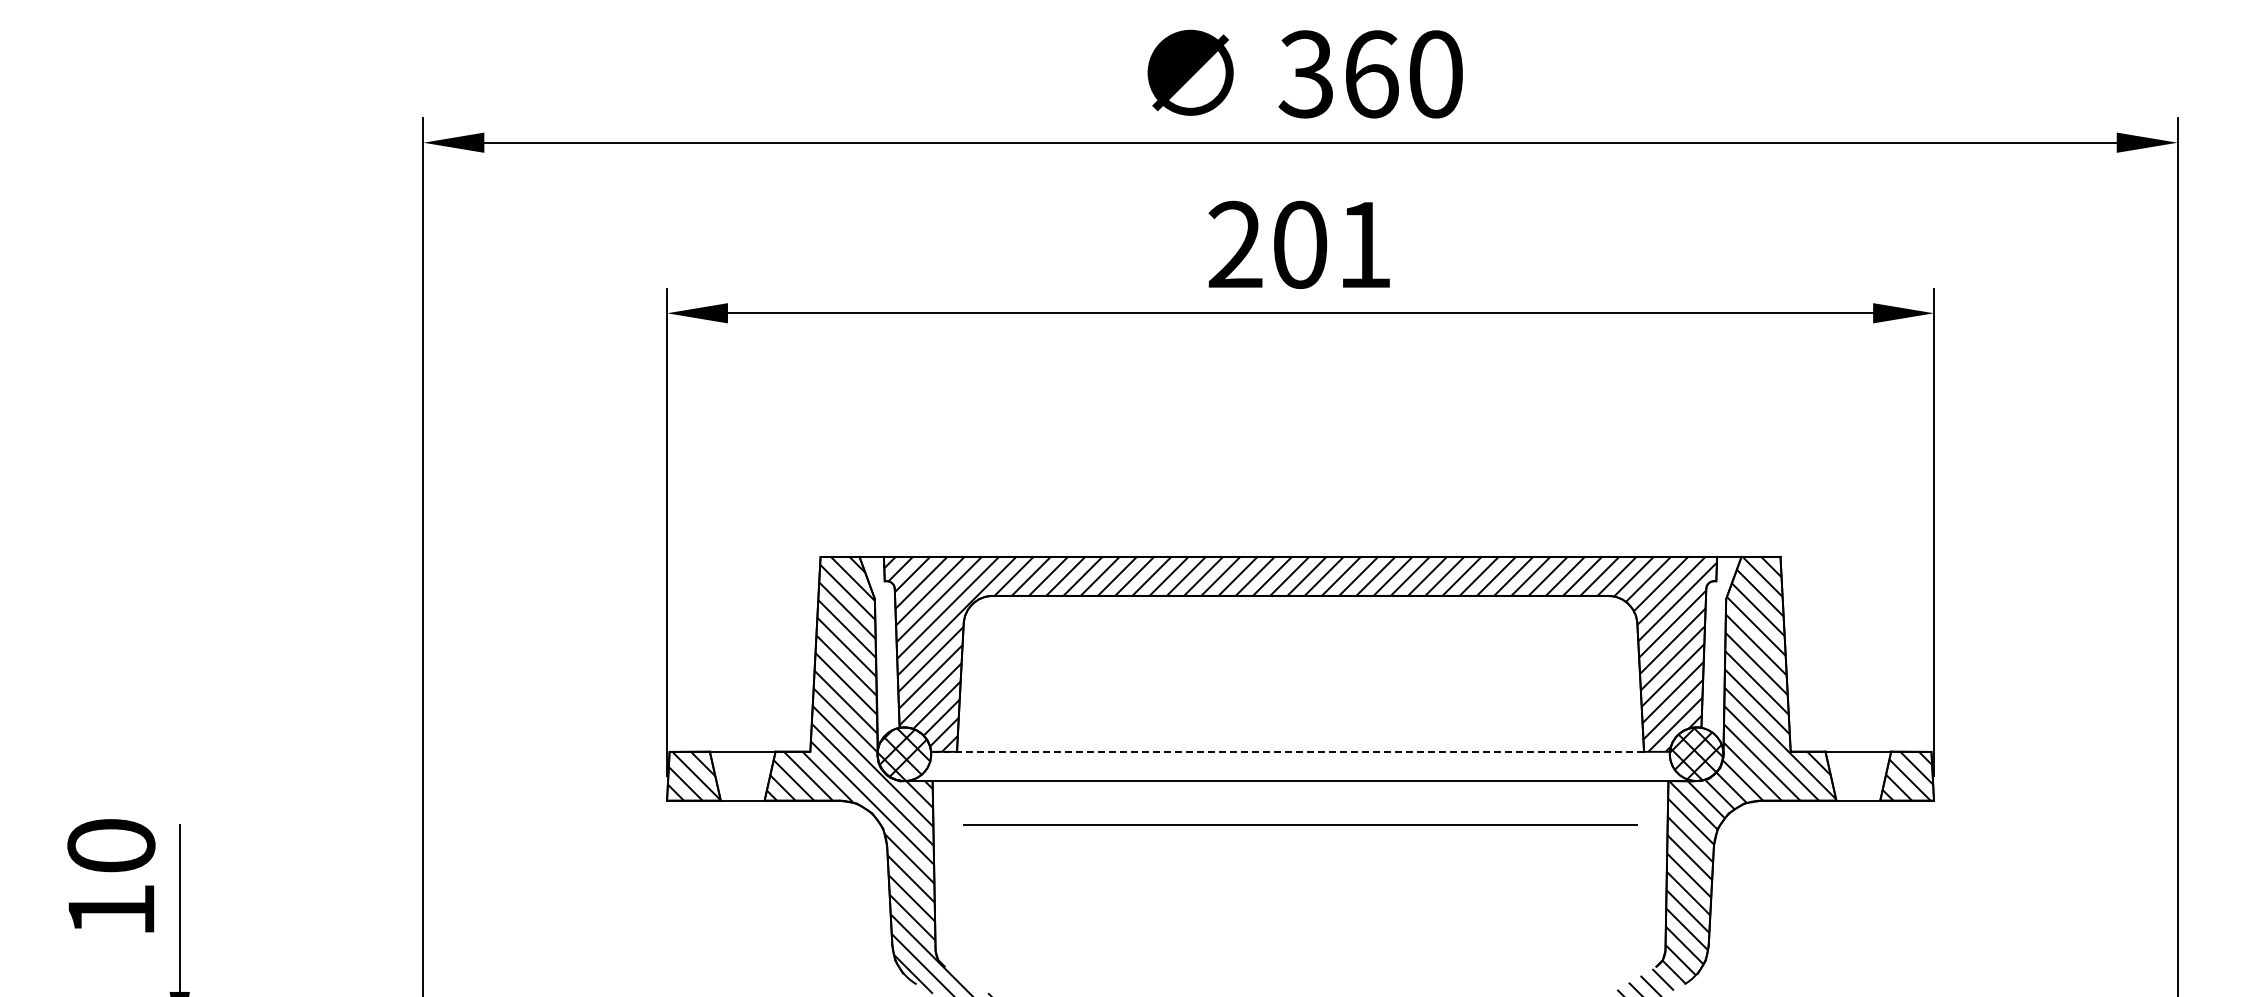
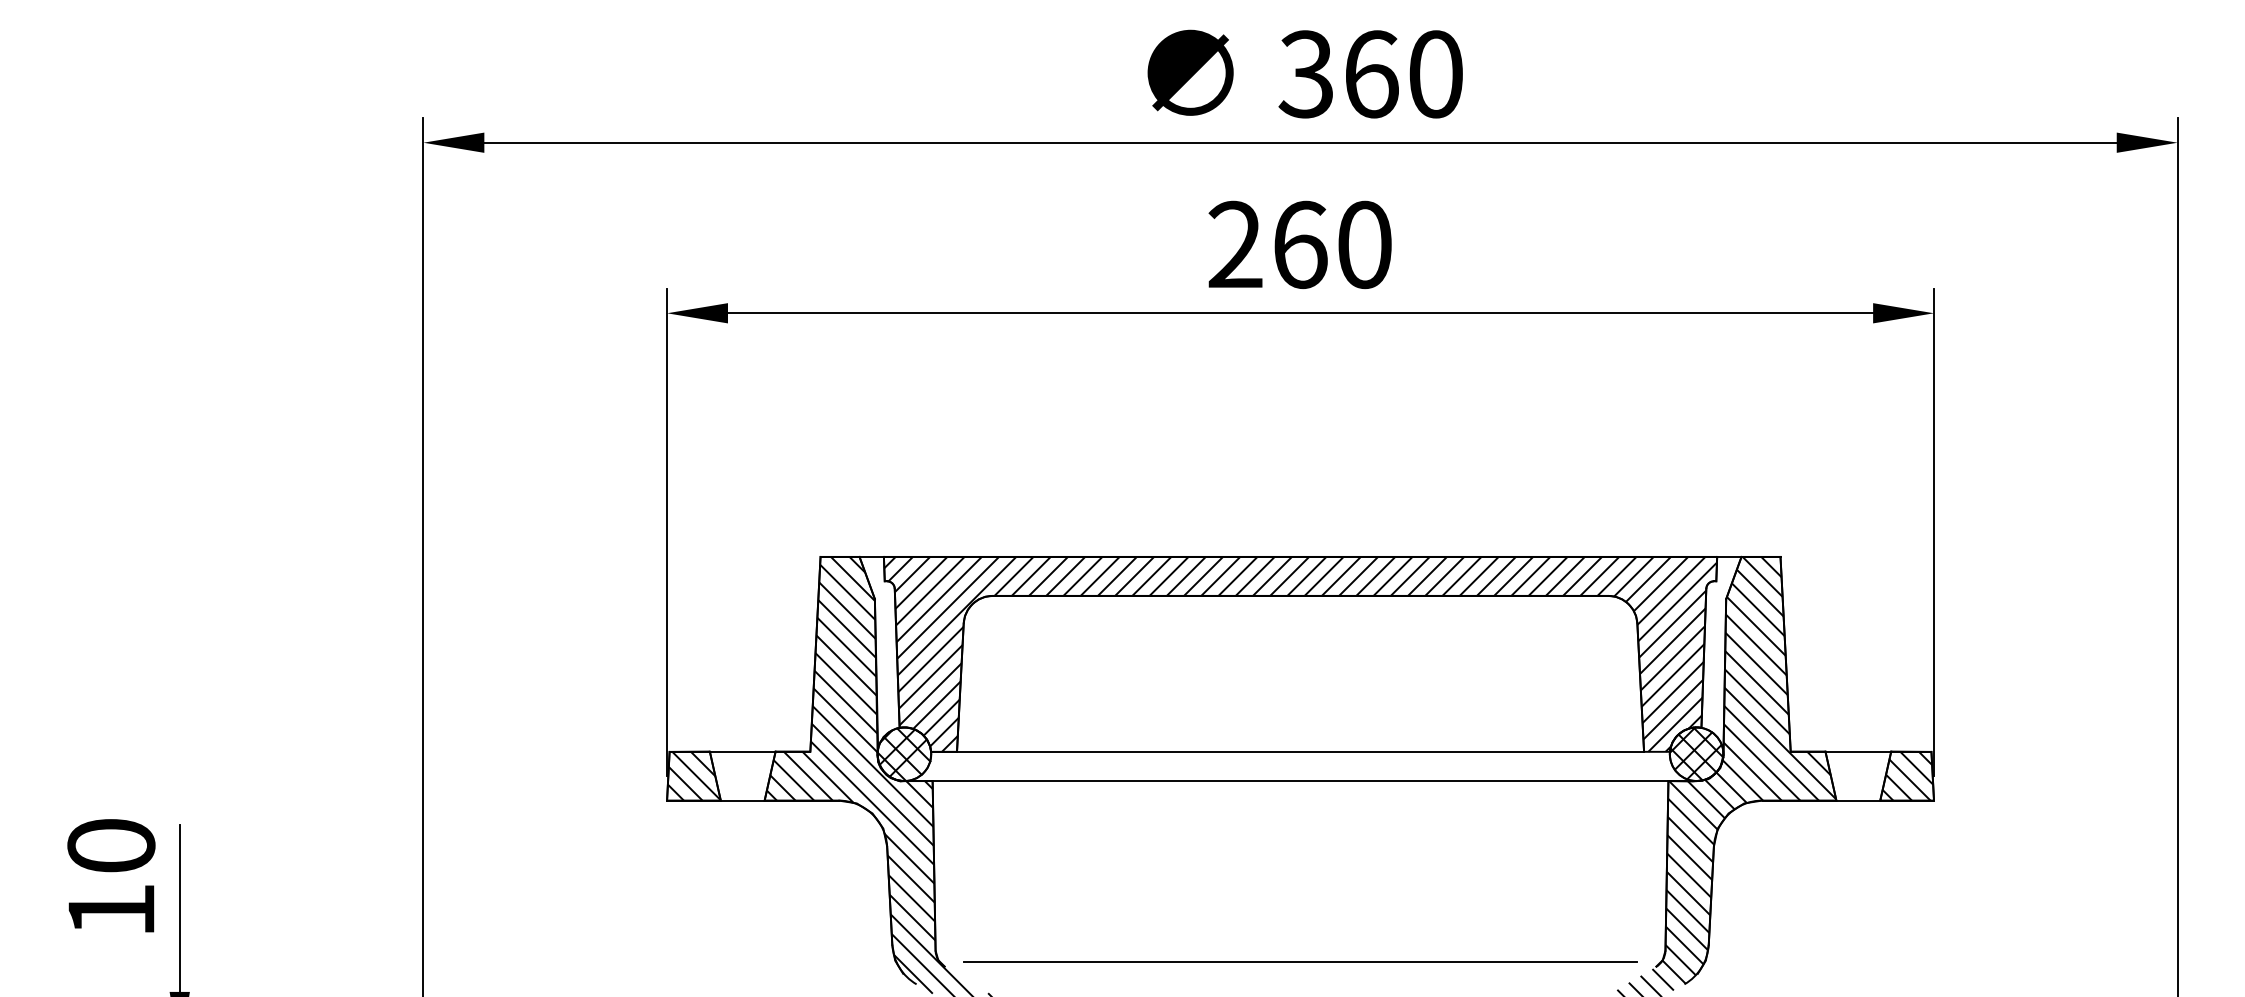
text: 201 -> 260 (1332, 244)
line: dashed -> solid (1287, 751)
line position: (1300, 824) -> (1300, 961) (1300, 961)
